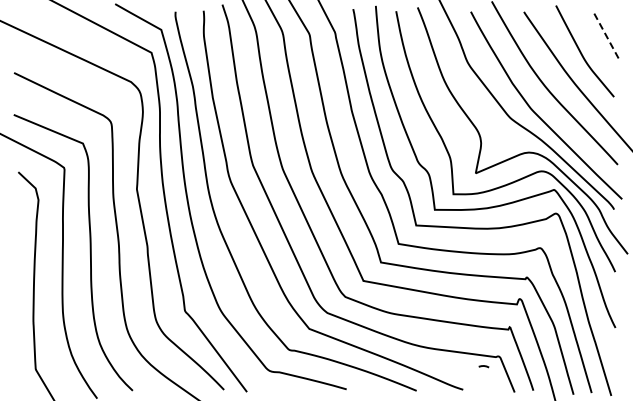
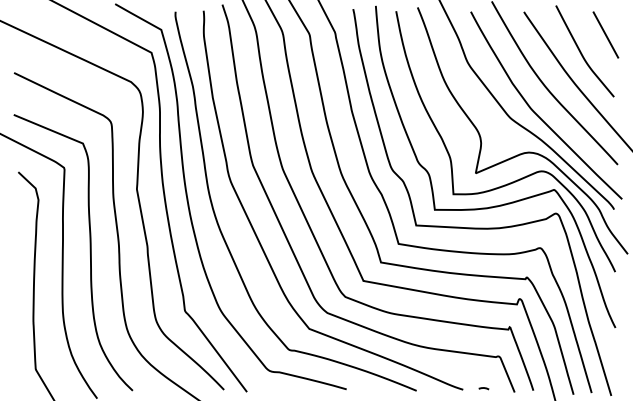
line: dashed -> solid (605, 35)
line position: (483, 366) -> (483, 388) (483, 388)
